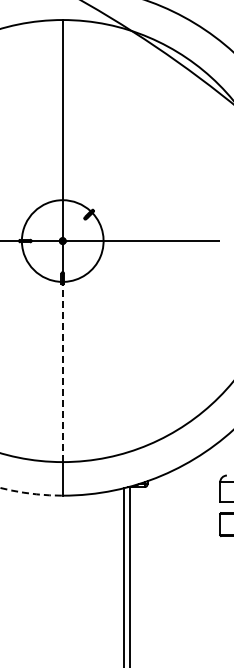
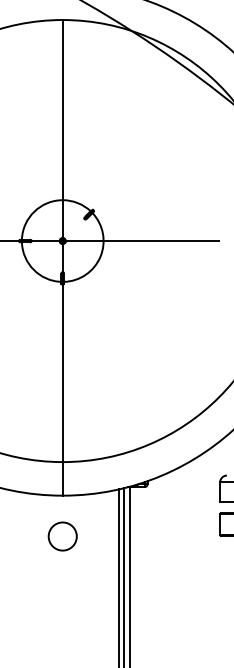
line: dashed -> solid (62, 373)
arc: dashed -> solid (31, 493)
circle: none -> present (62, 536)
line: none -> present (119, 576)
